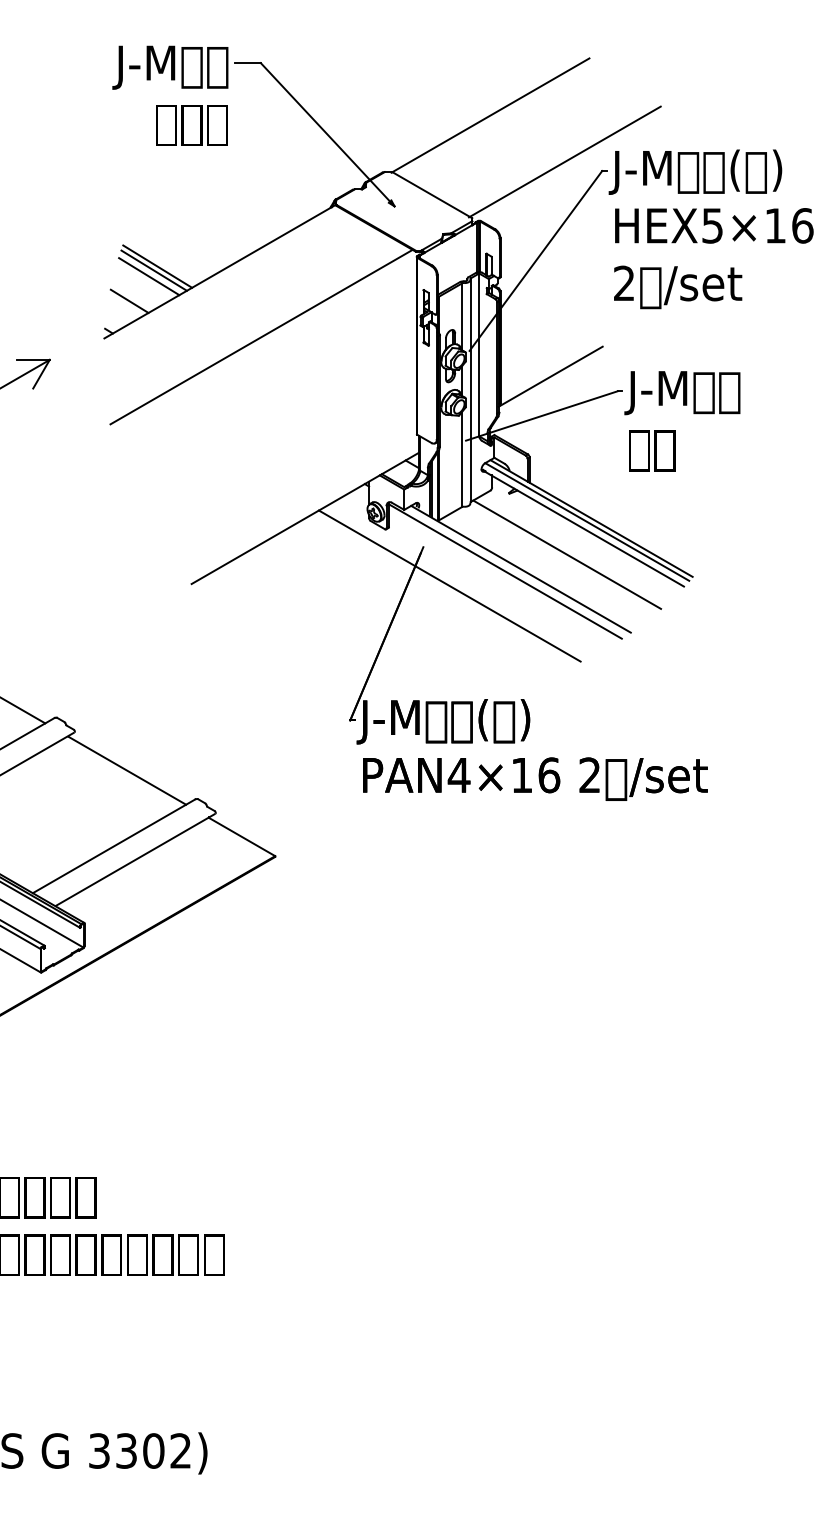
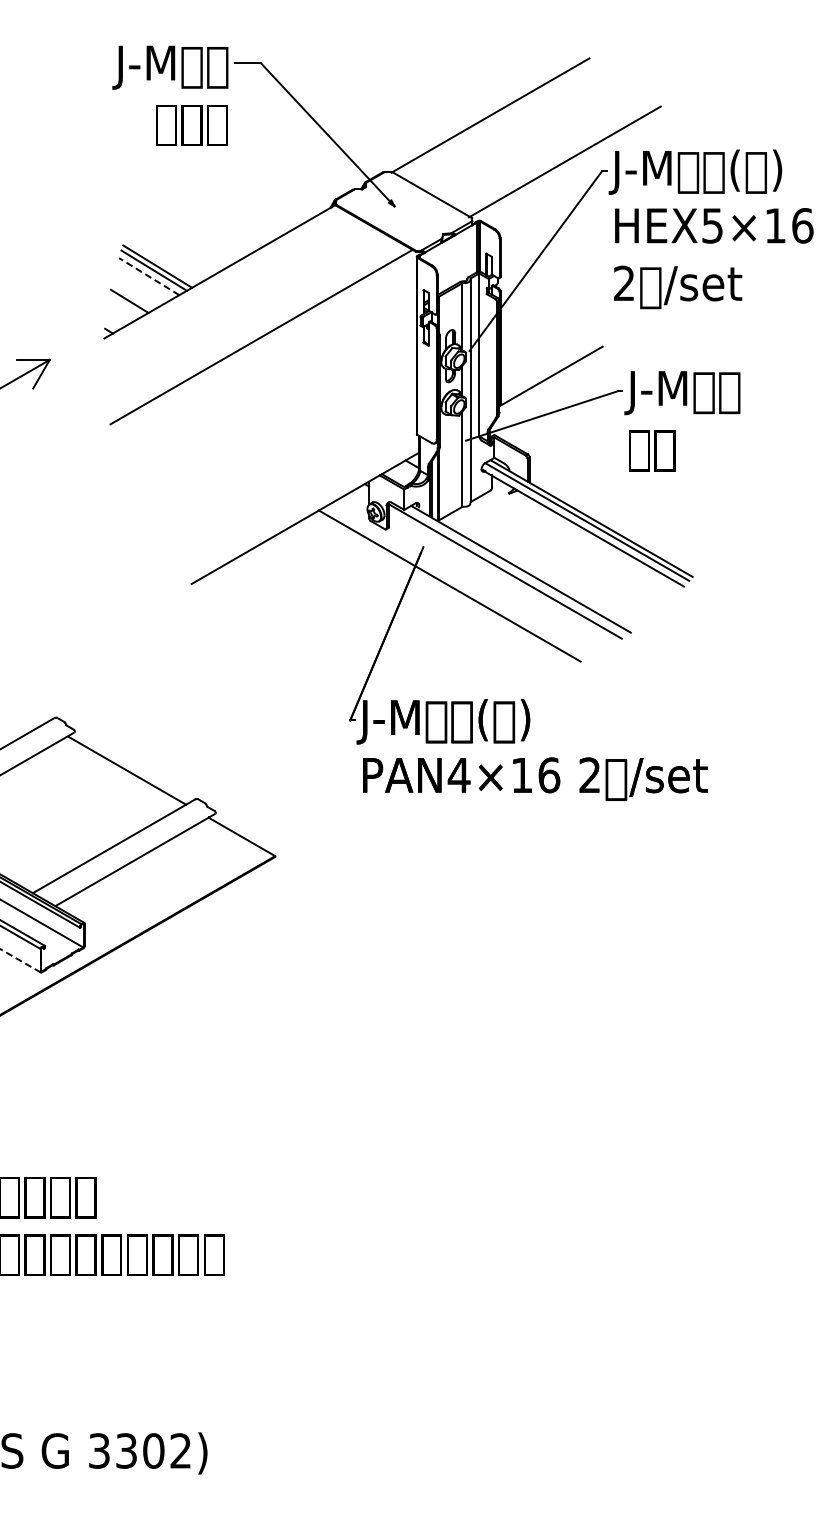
line: solid -> dashed (148, 276)
line: present -> none (567, 554)
line: present -> none (23, 710)
line: solid -> dashed (20, 960)
